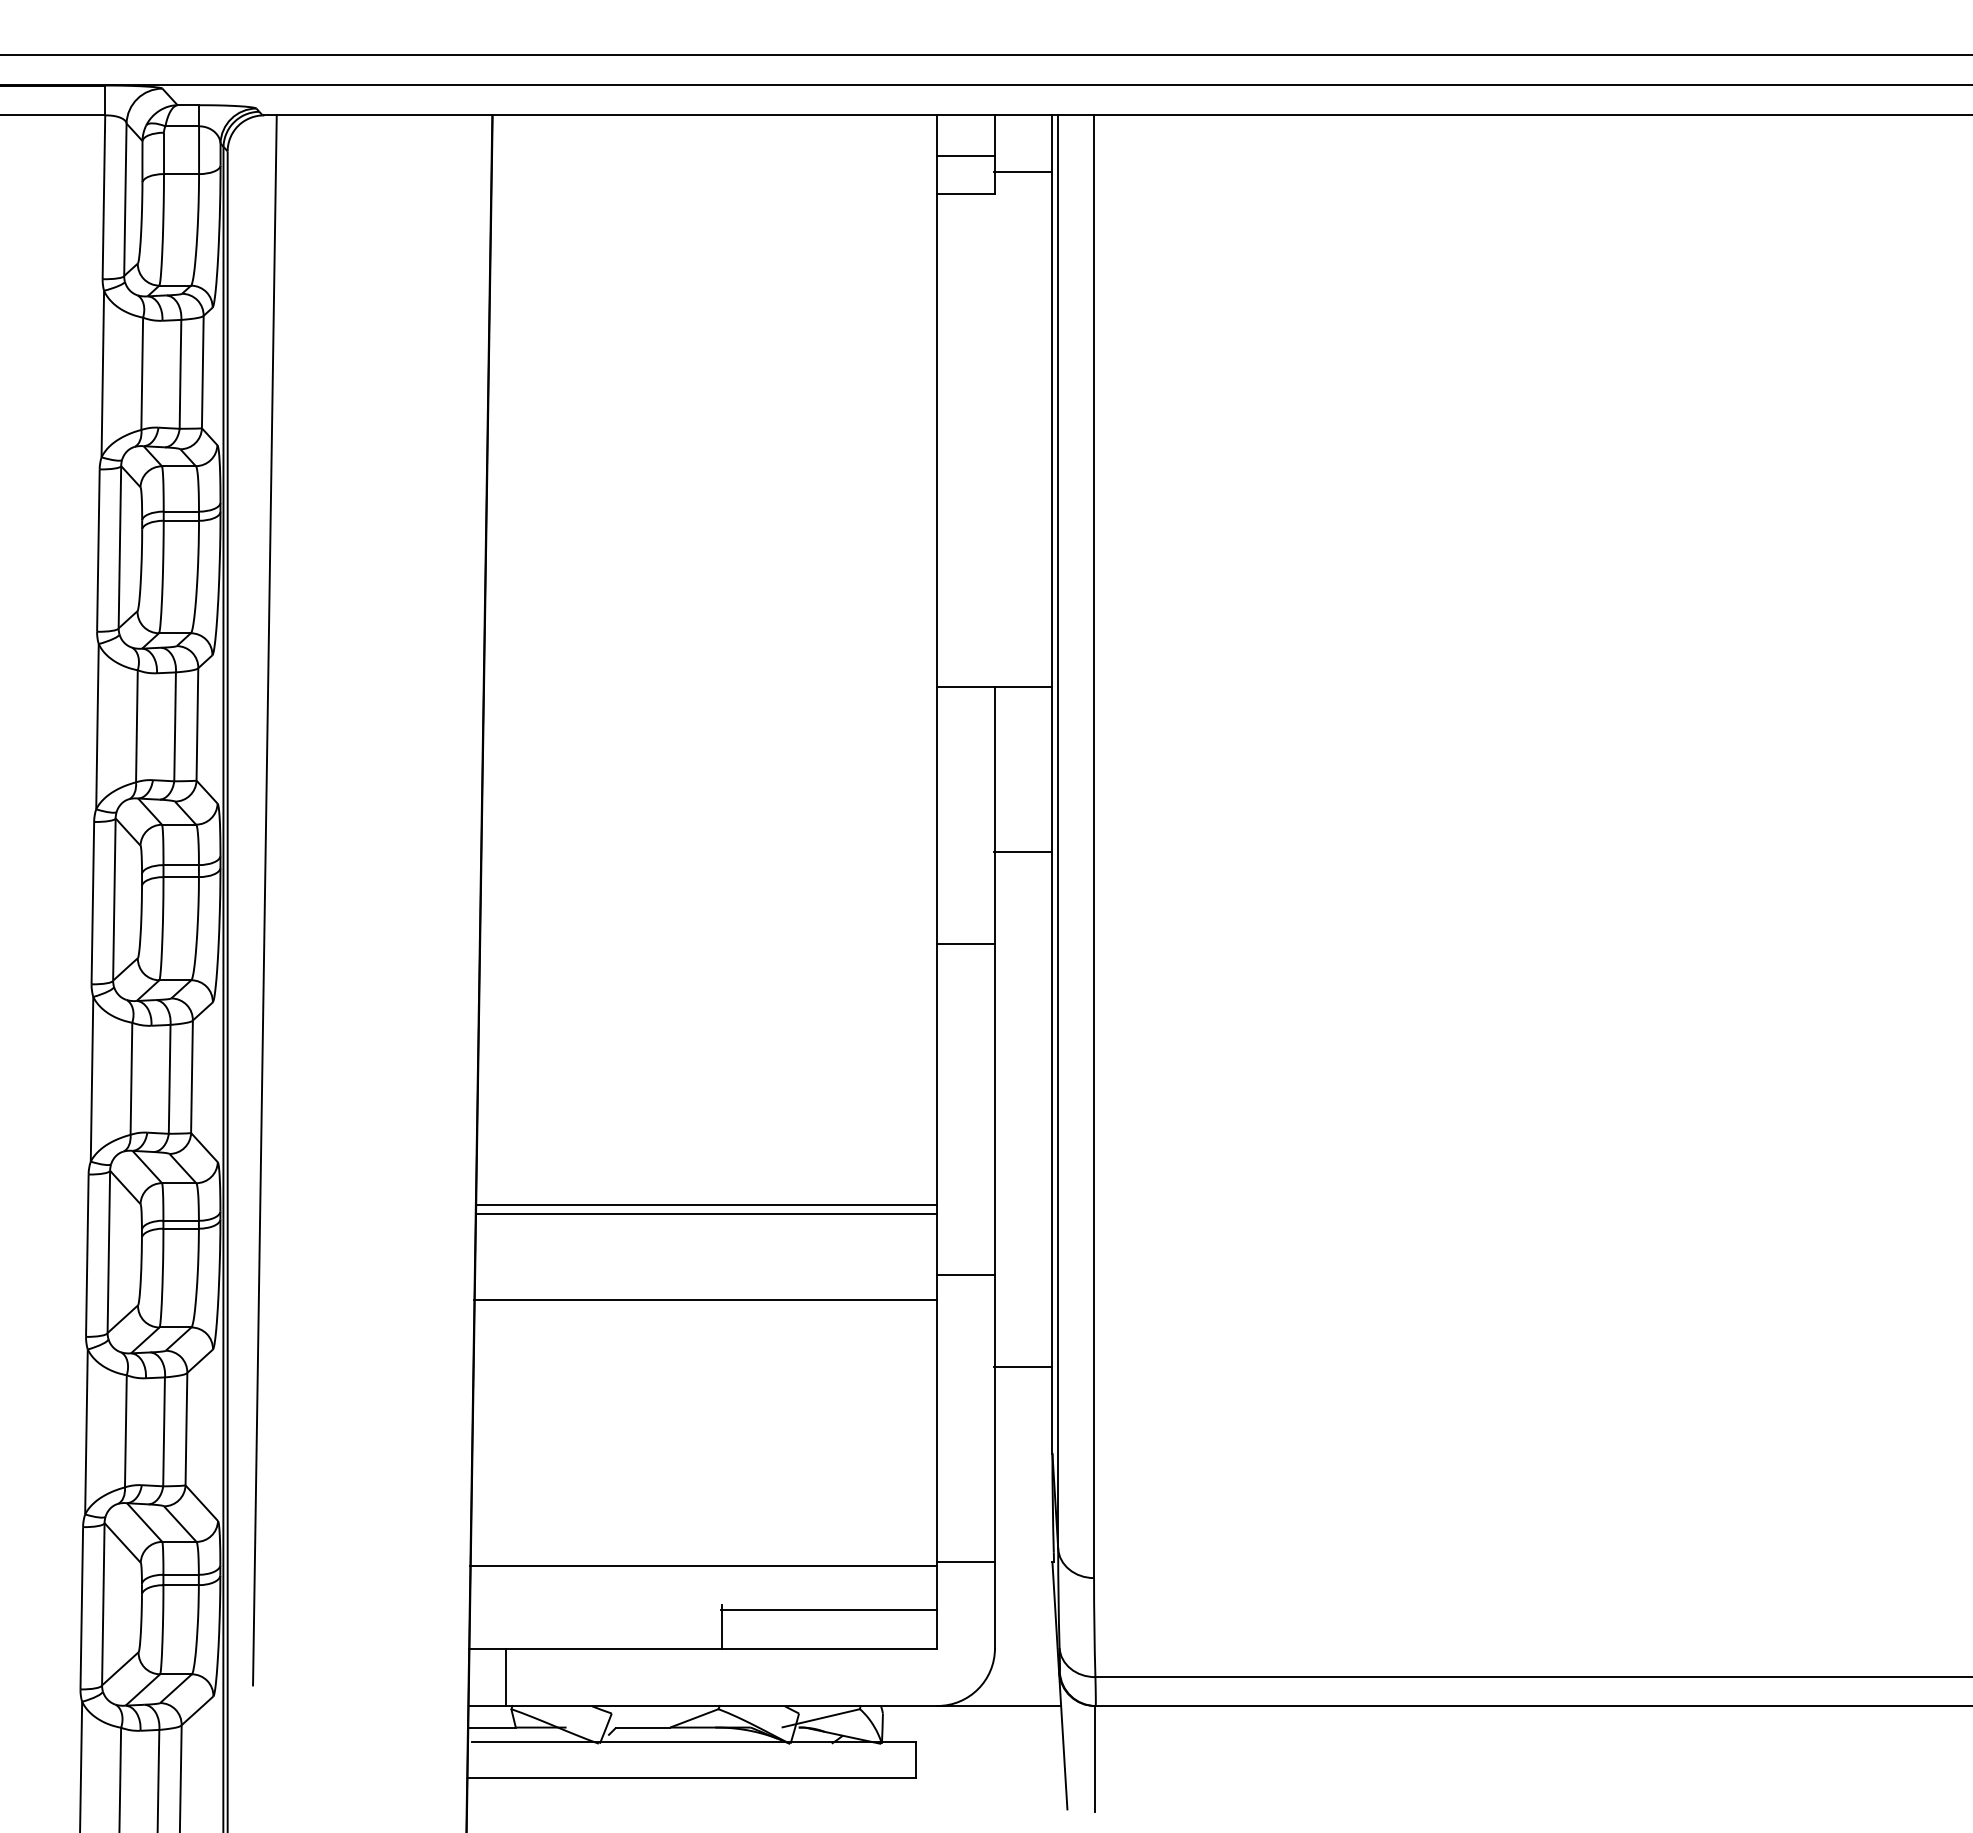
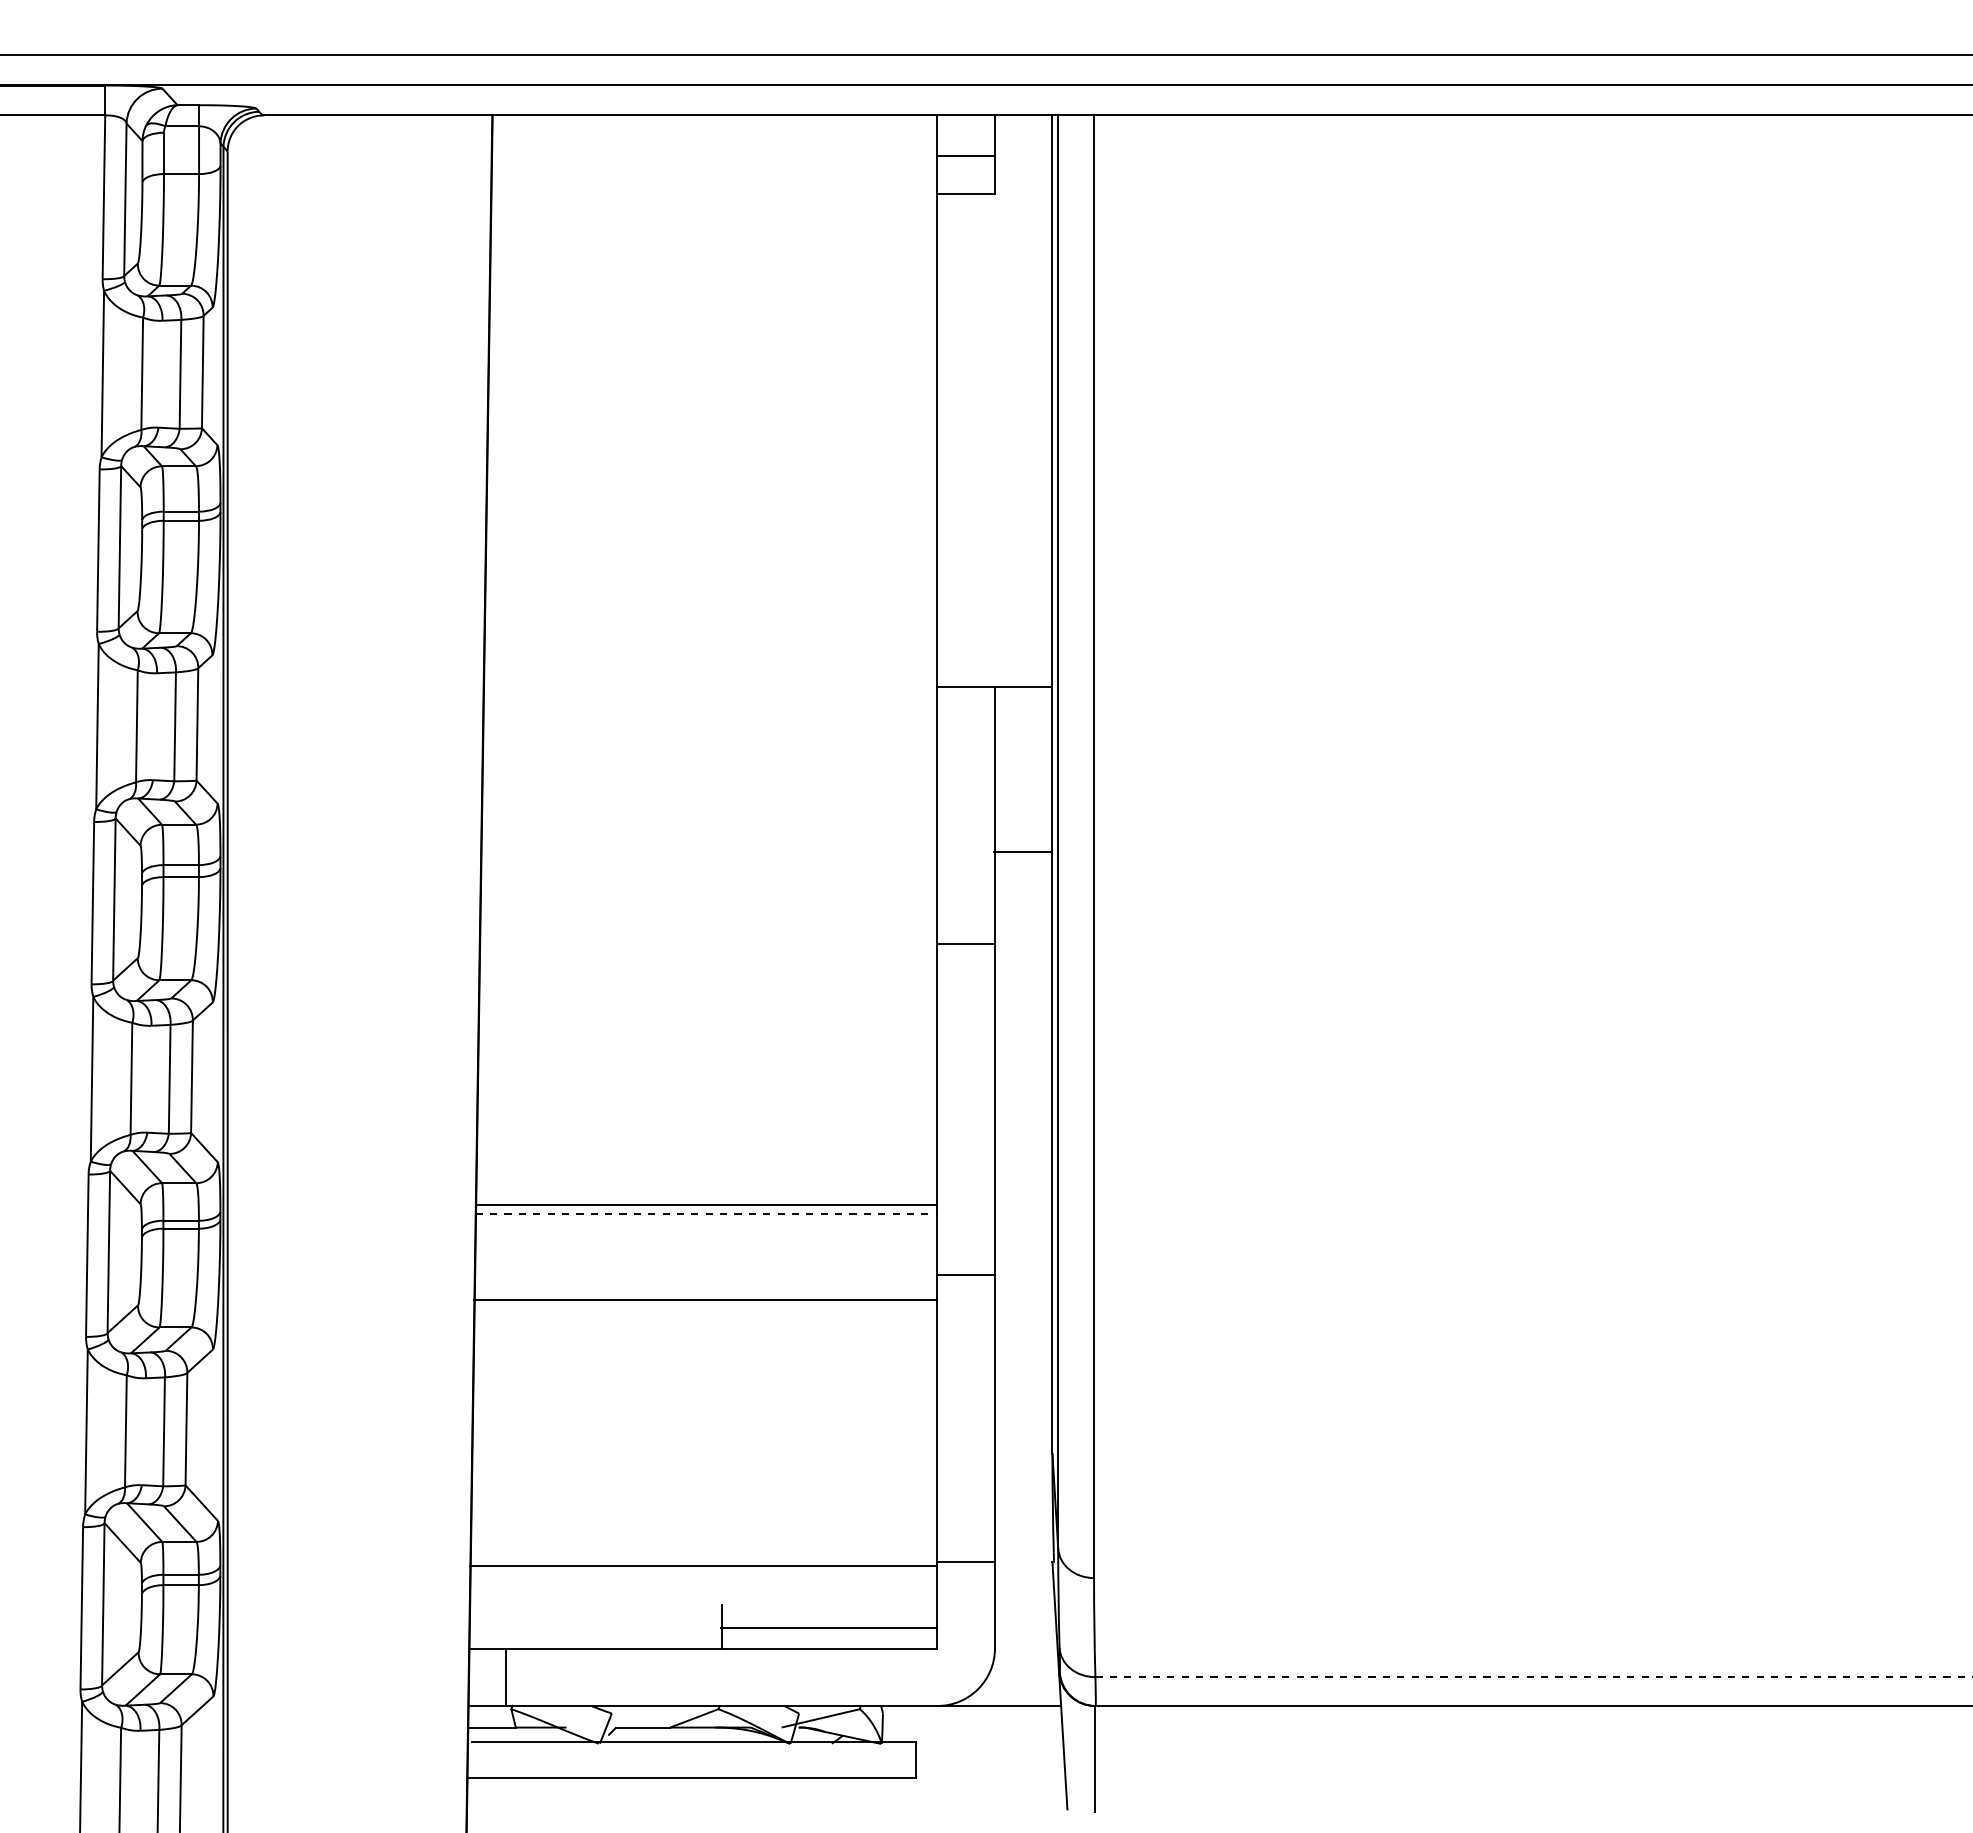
line: present -> none (1022, 172)
line: present -> none (264, 900)
line: solid -> dashed (706, 1213)
line: present -> none (1023, 1367)
line position: (828, 1609) -> (828, 1627) (828, 1627)
line: solid -> dashed (1534, 1677)
